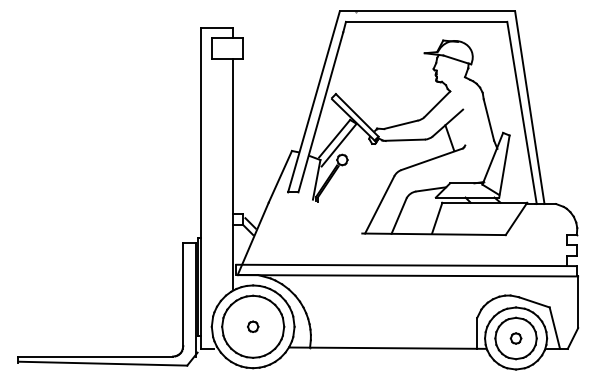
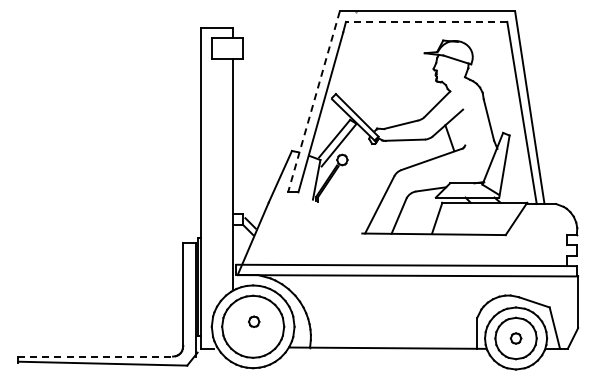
line: solid -> dashed (426, 21)
line: solid -> dashed (313, 102)
part position: (253, 326) -> (254, 321) (254, 321)
line: solid -> dashed (95, 356)
